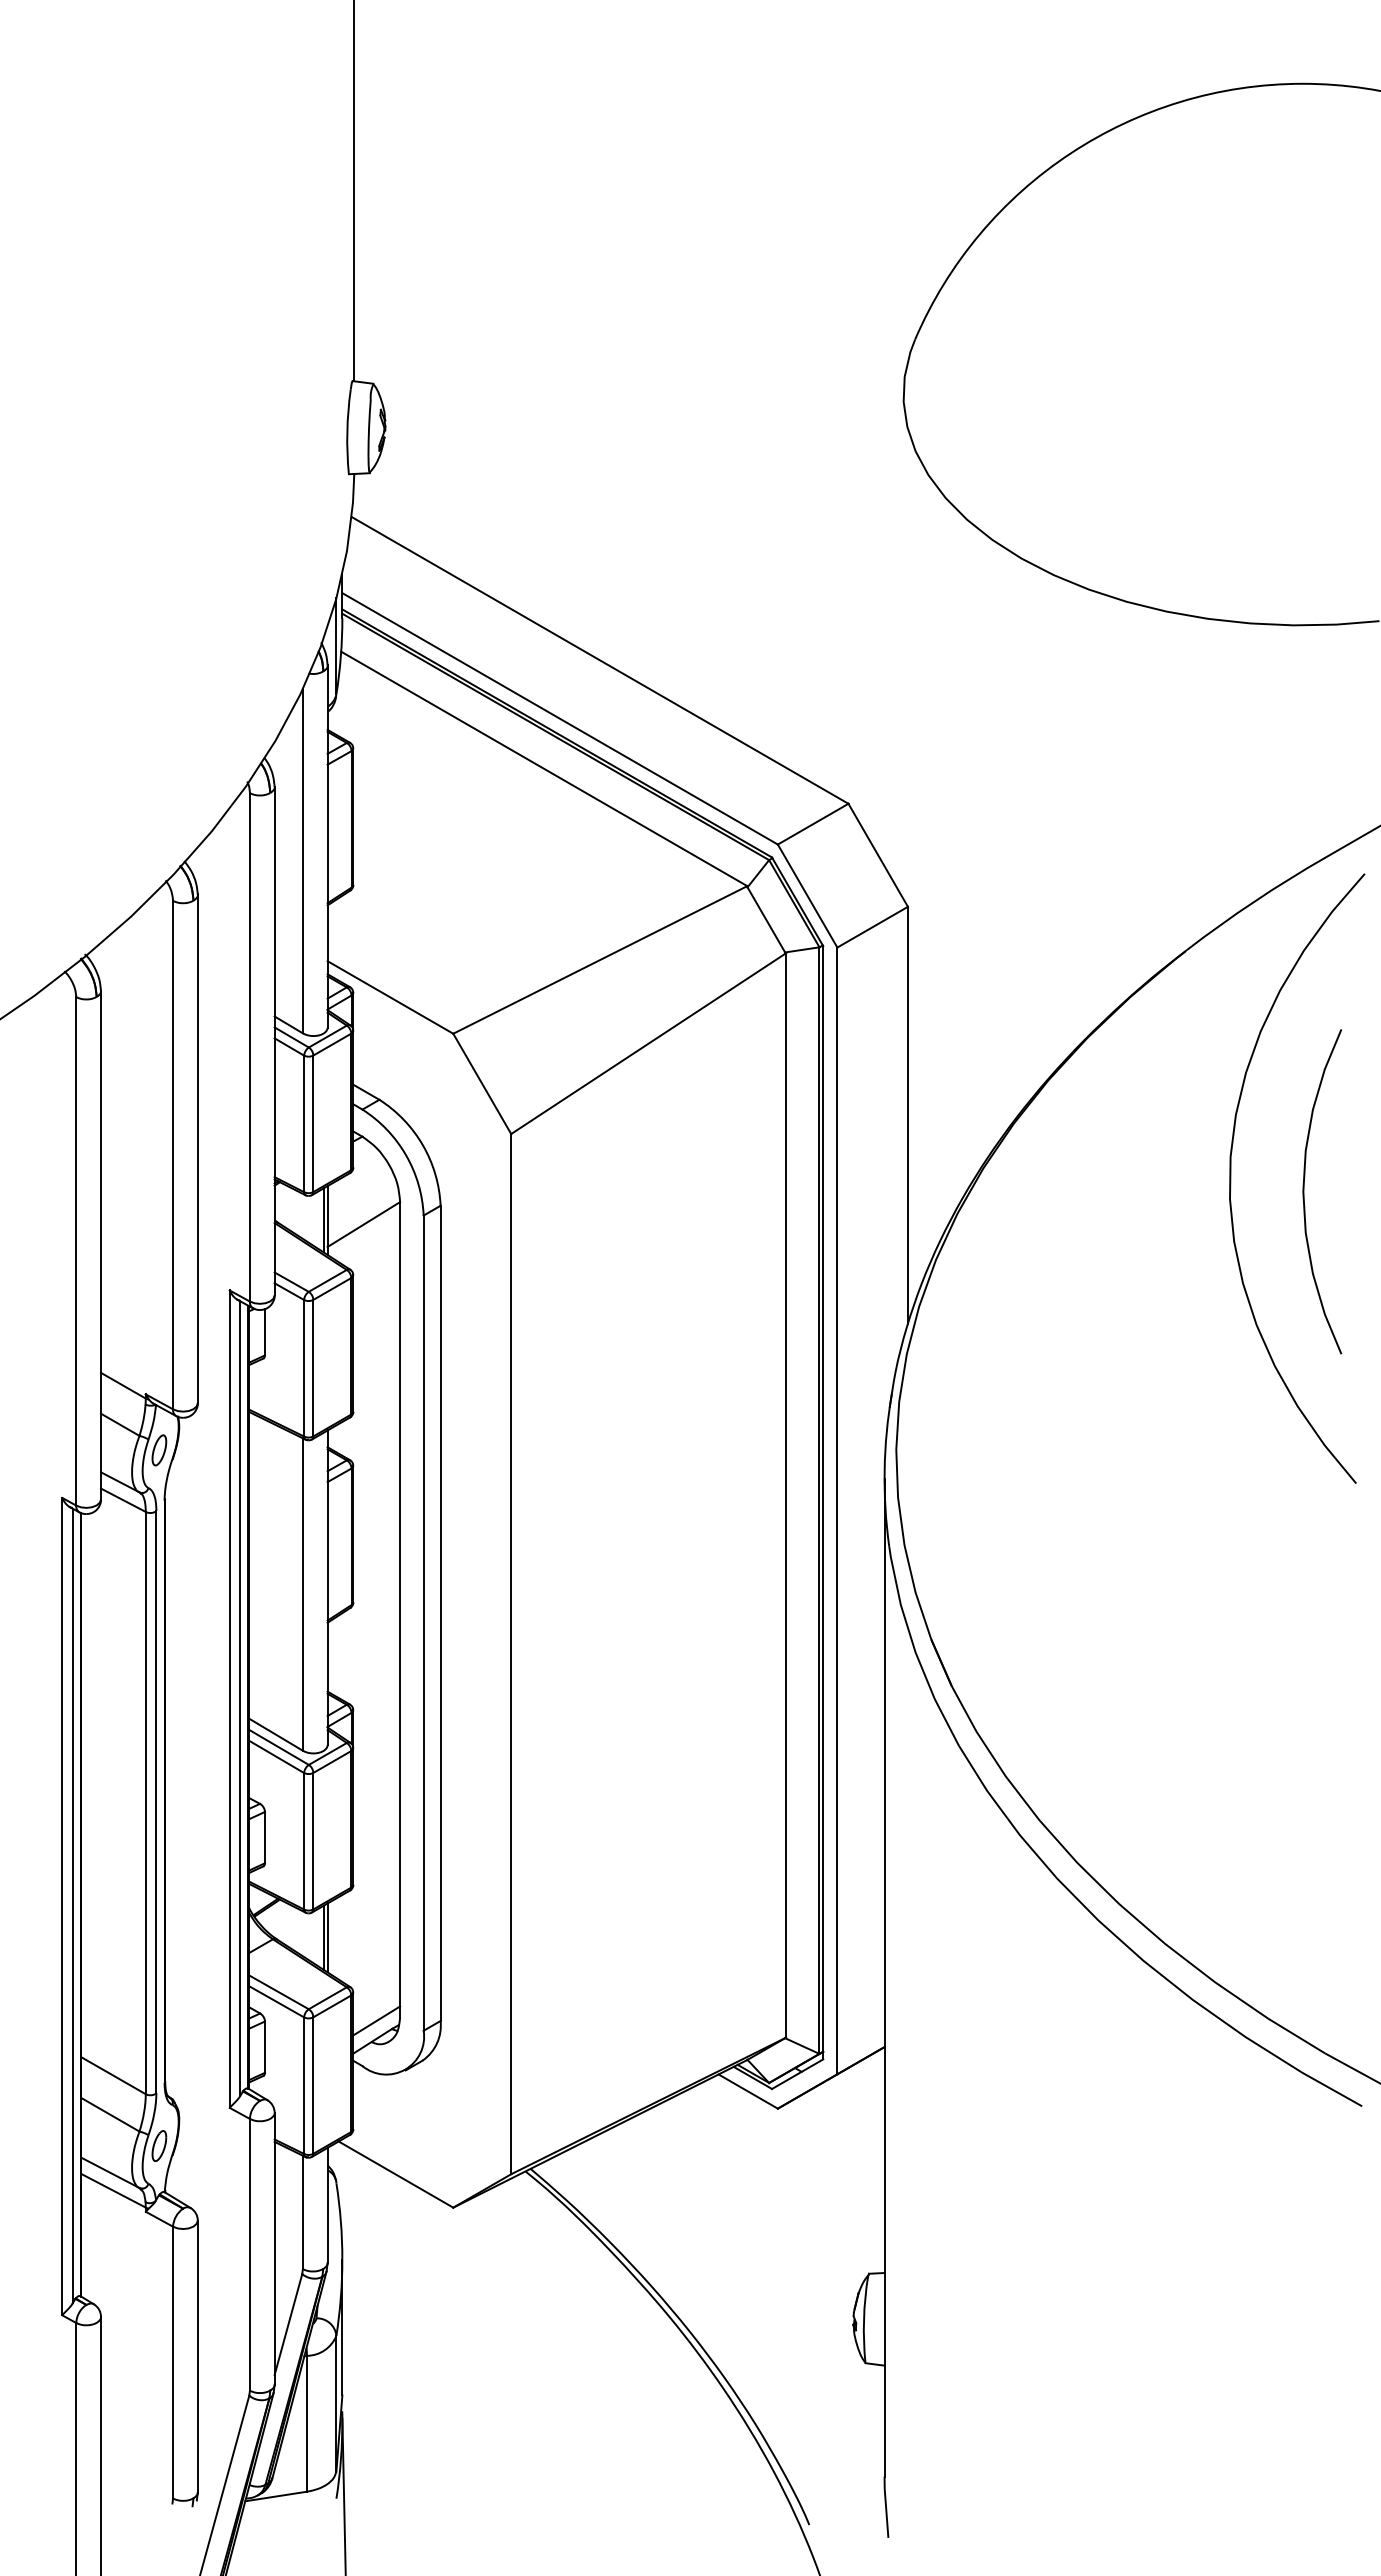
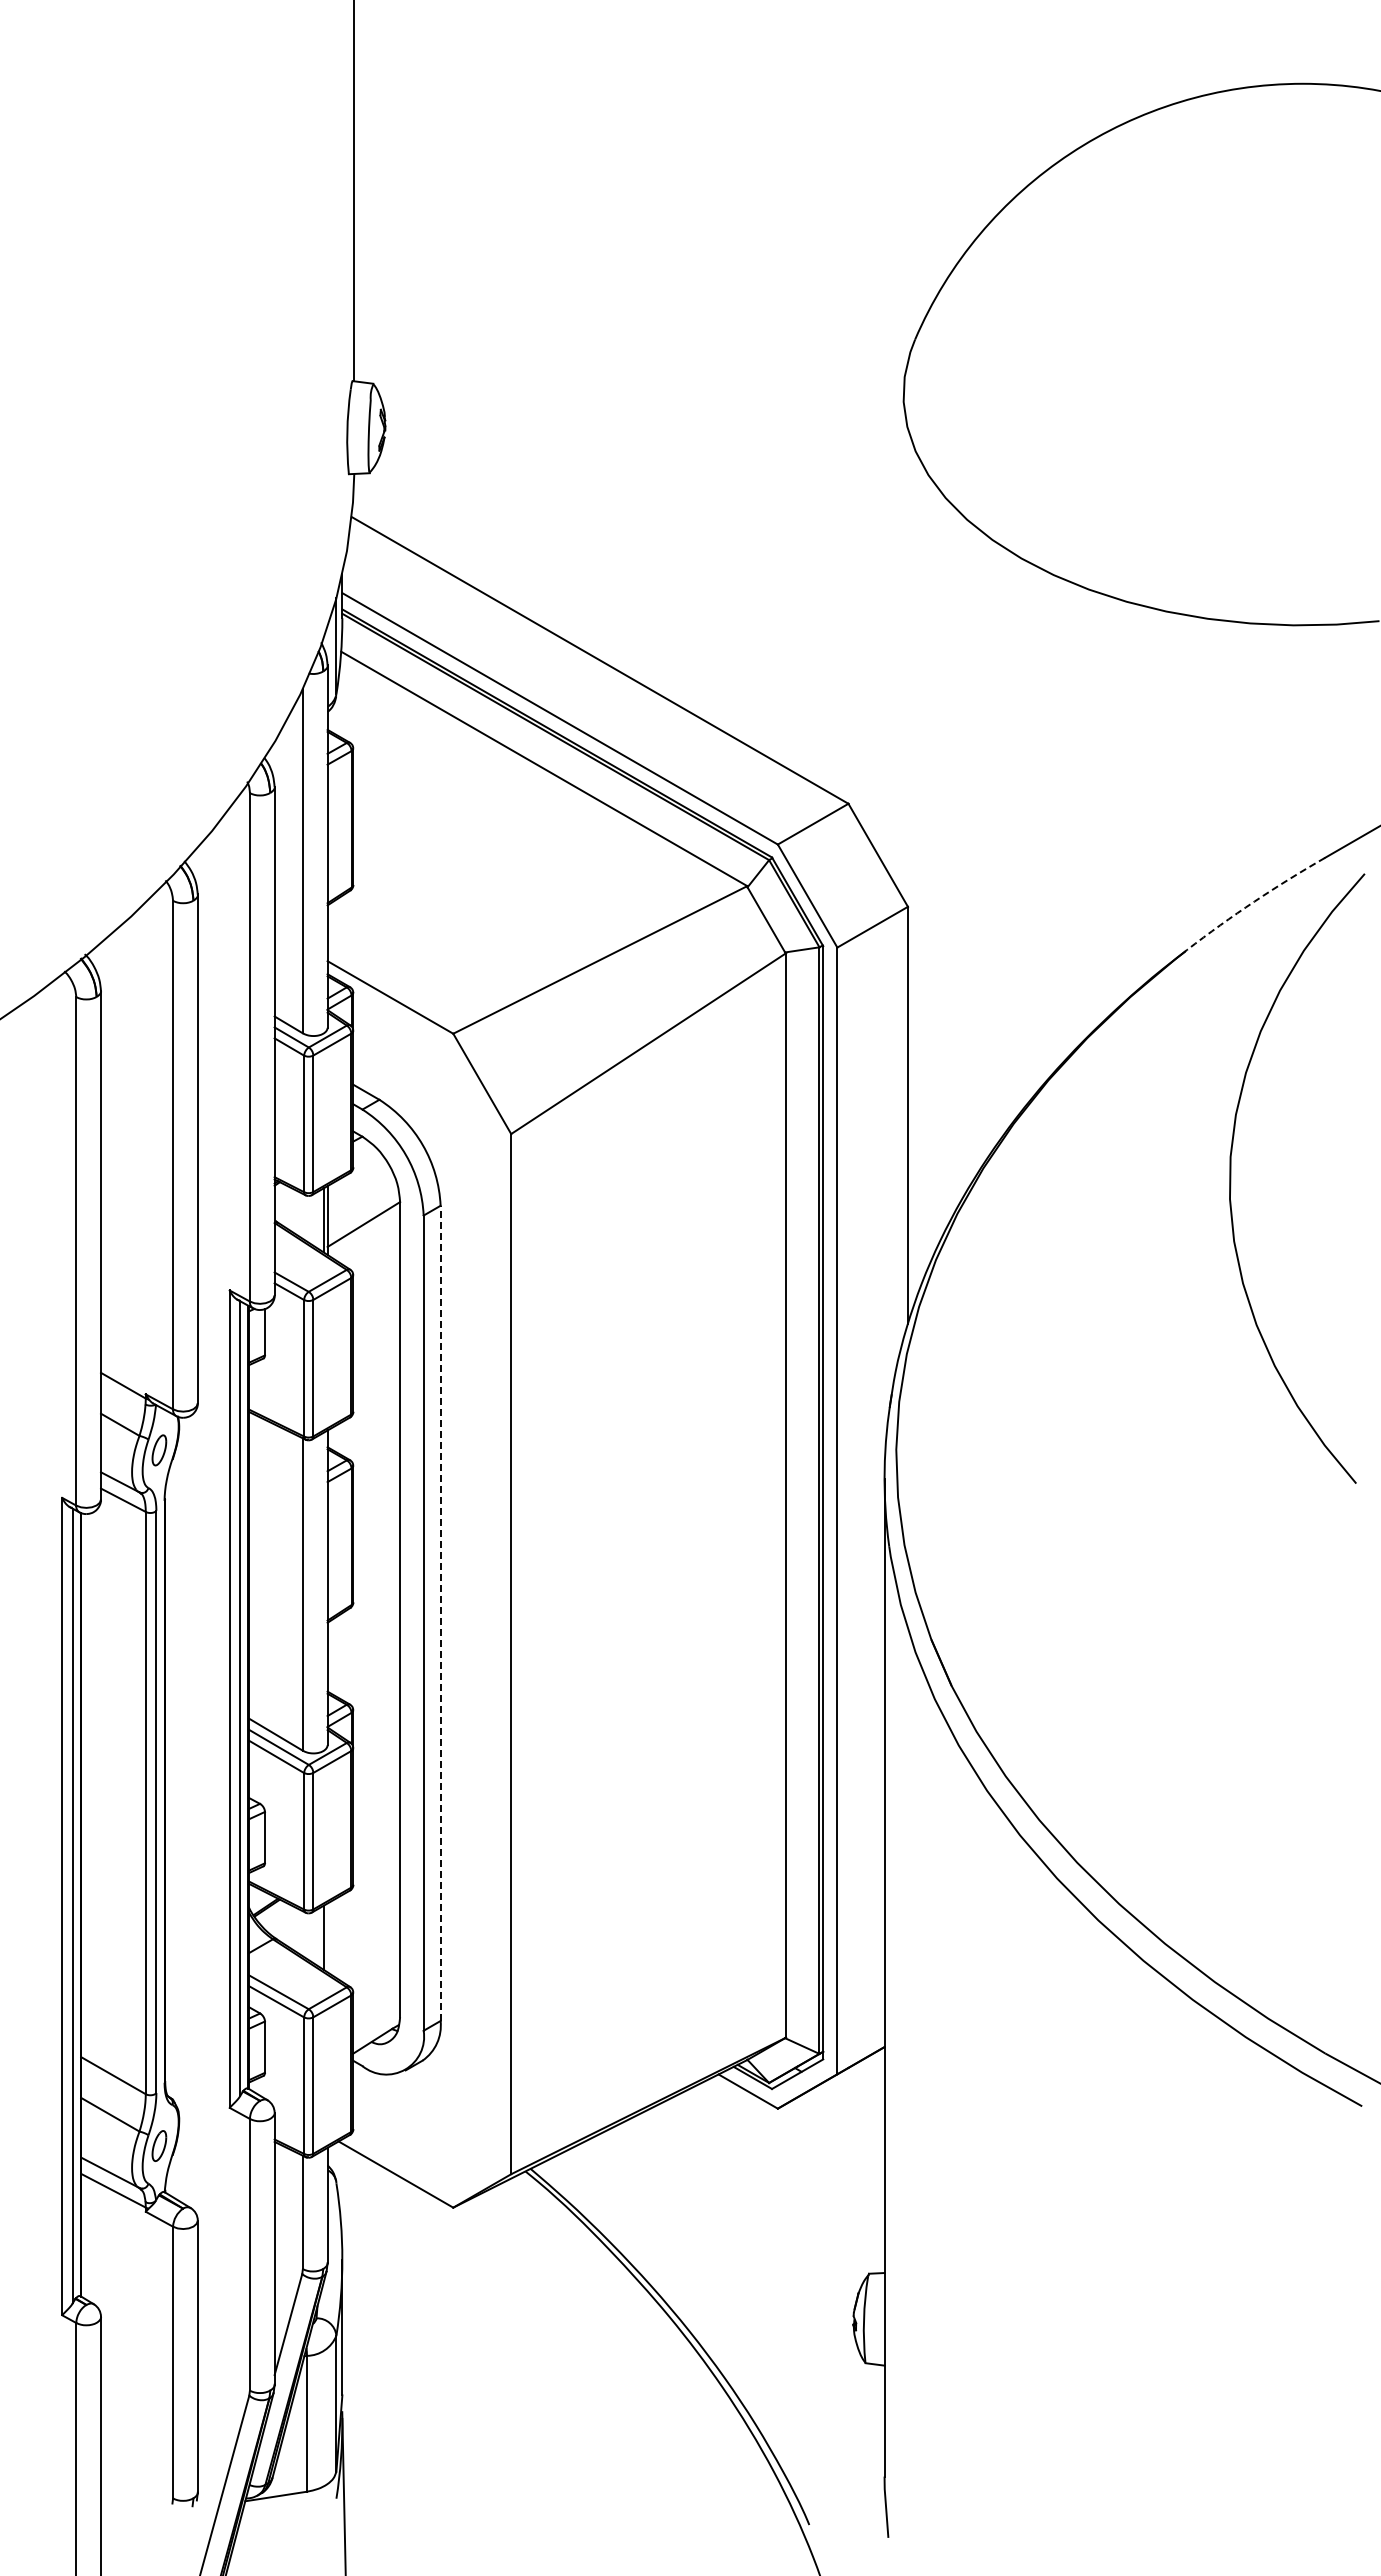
arc: solid -> dashed (1254, 901)
curve: present -> none (1304, 1191)
line: solid -> dashed (440, 1613)
line: present -> none (327, 1937)
line: present -> none (376, 2020)
